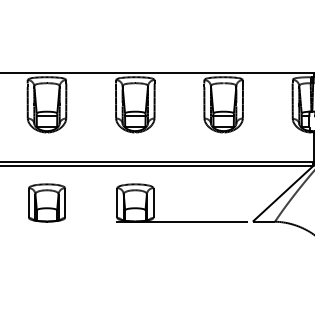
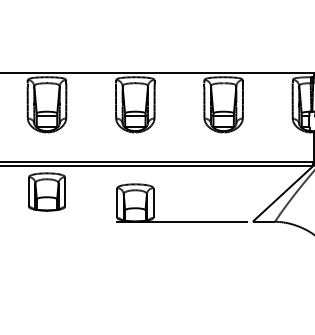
part position: (46, 202) -> (46, 191) (46, 191)
